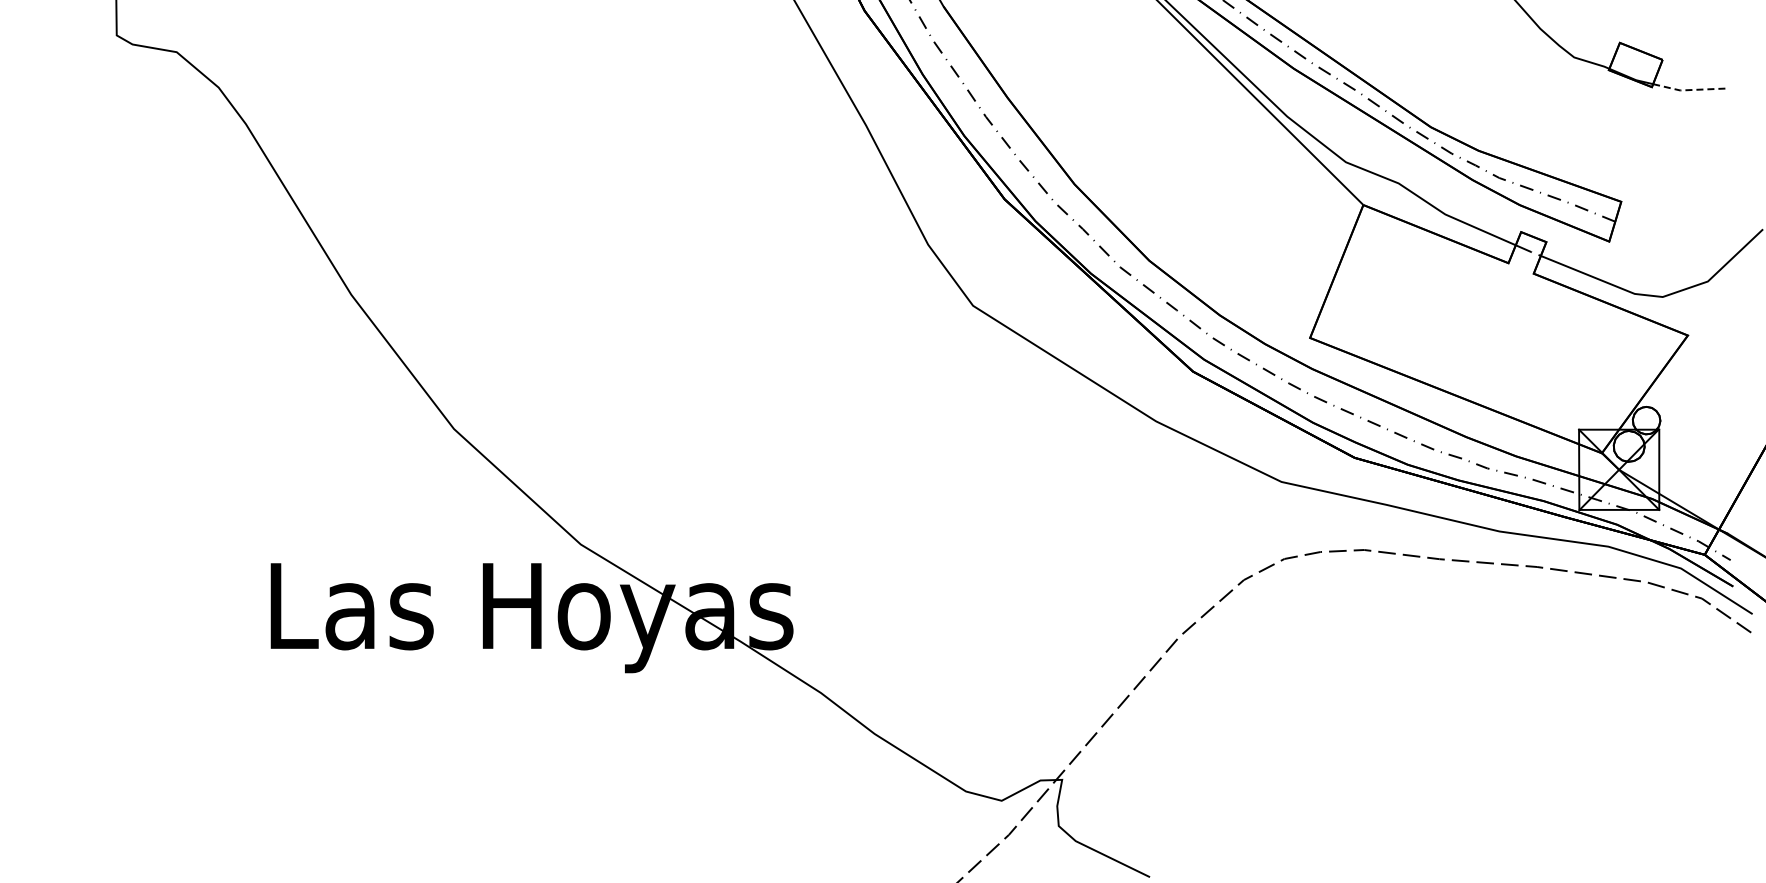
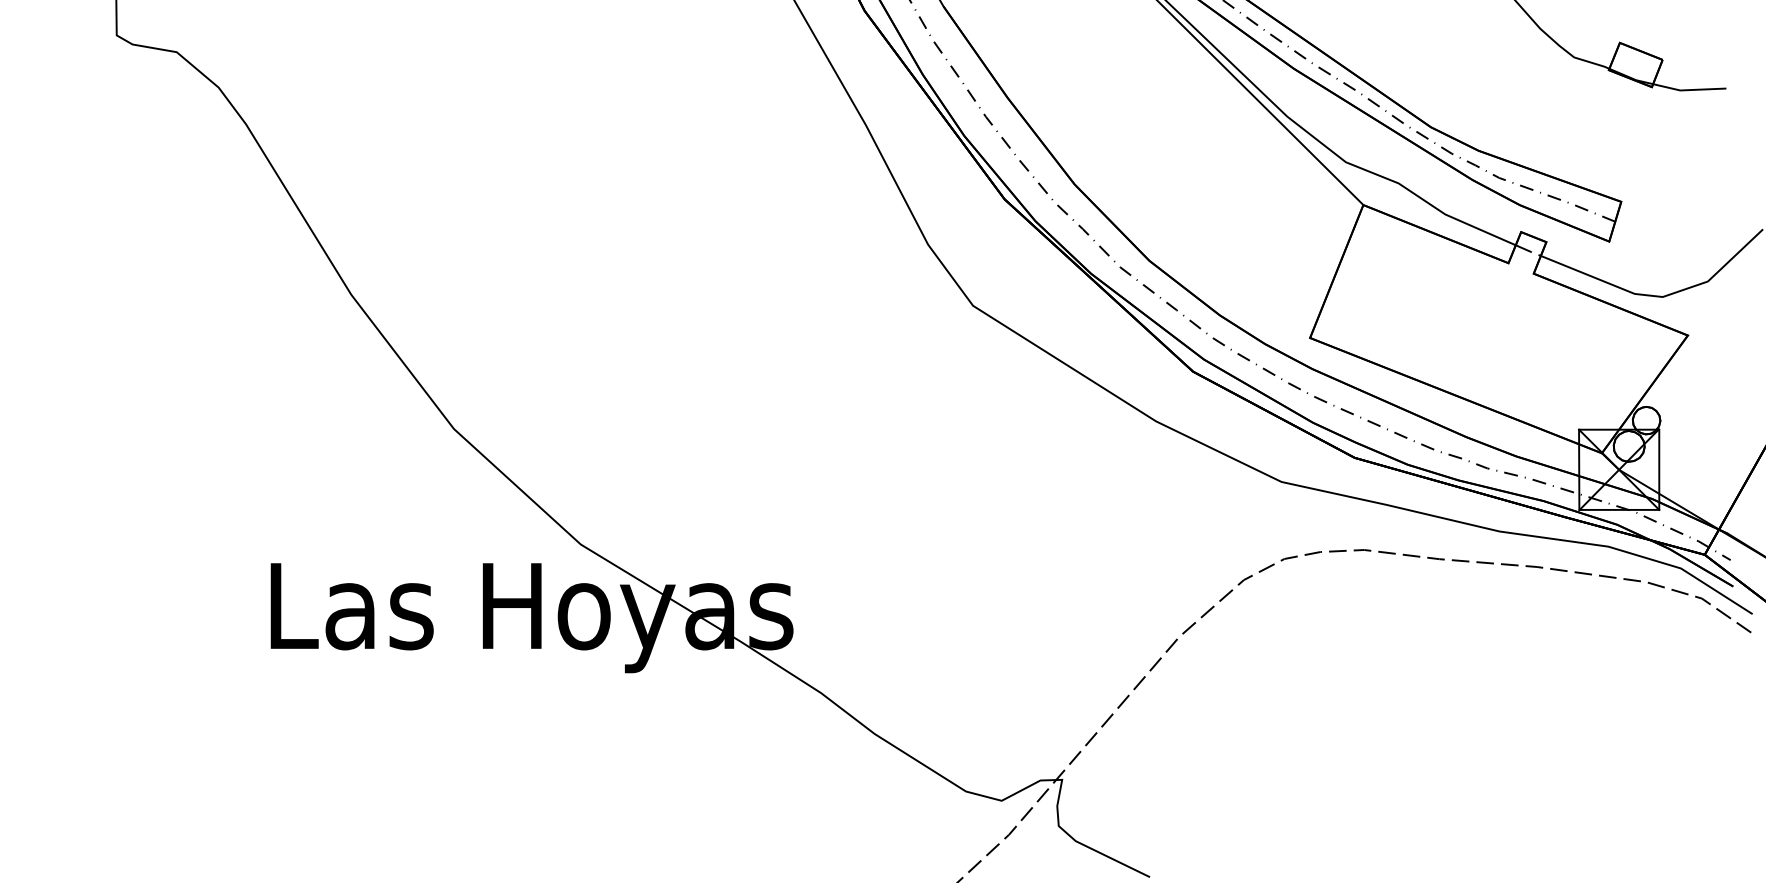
line: dashed -> solid (1689, 90)
